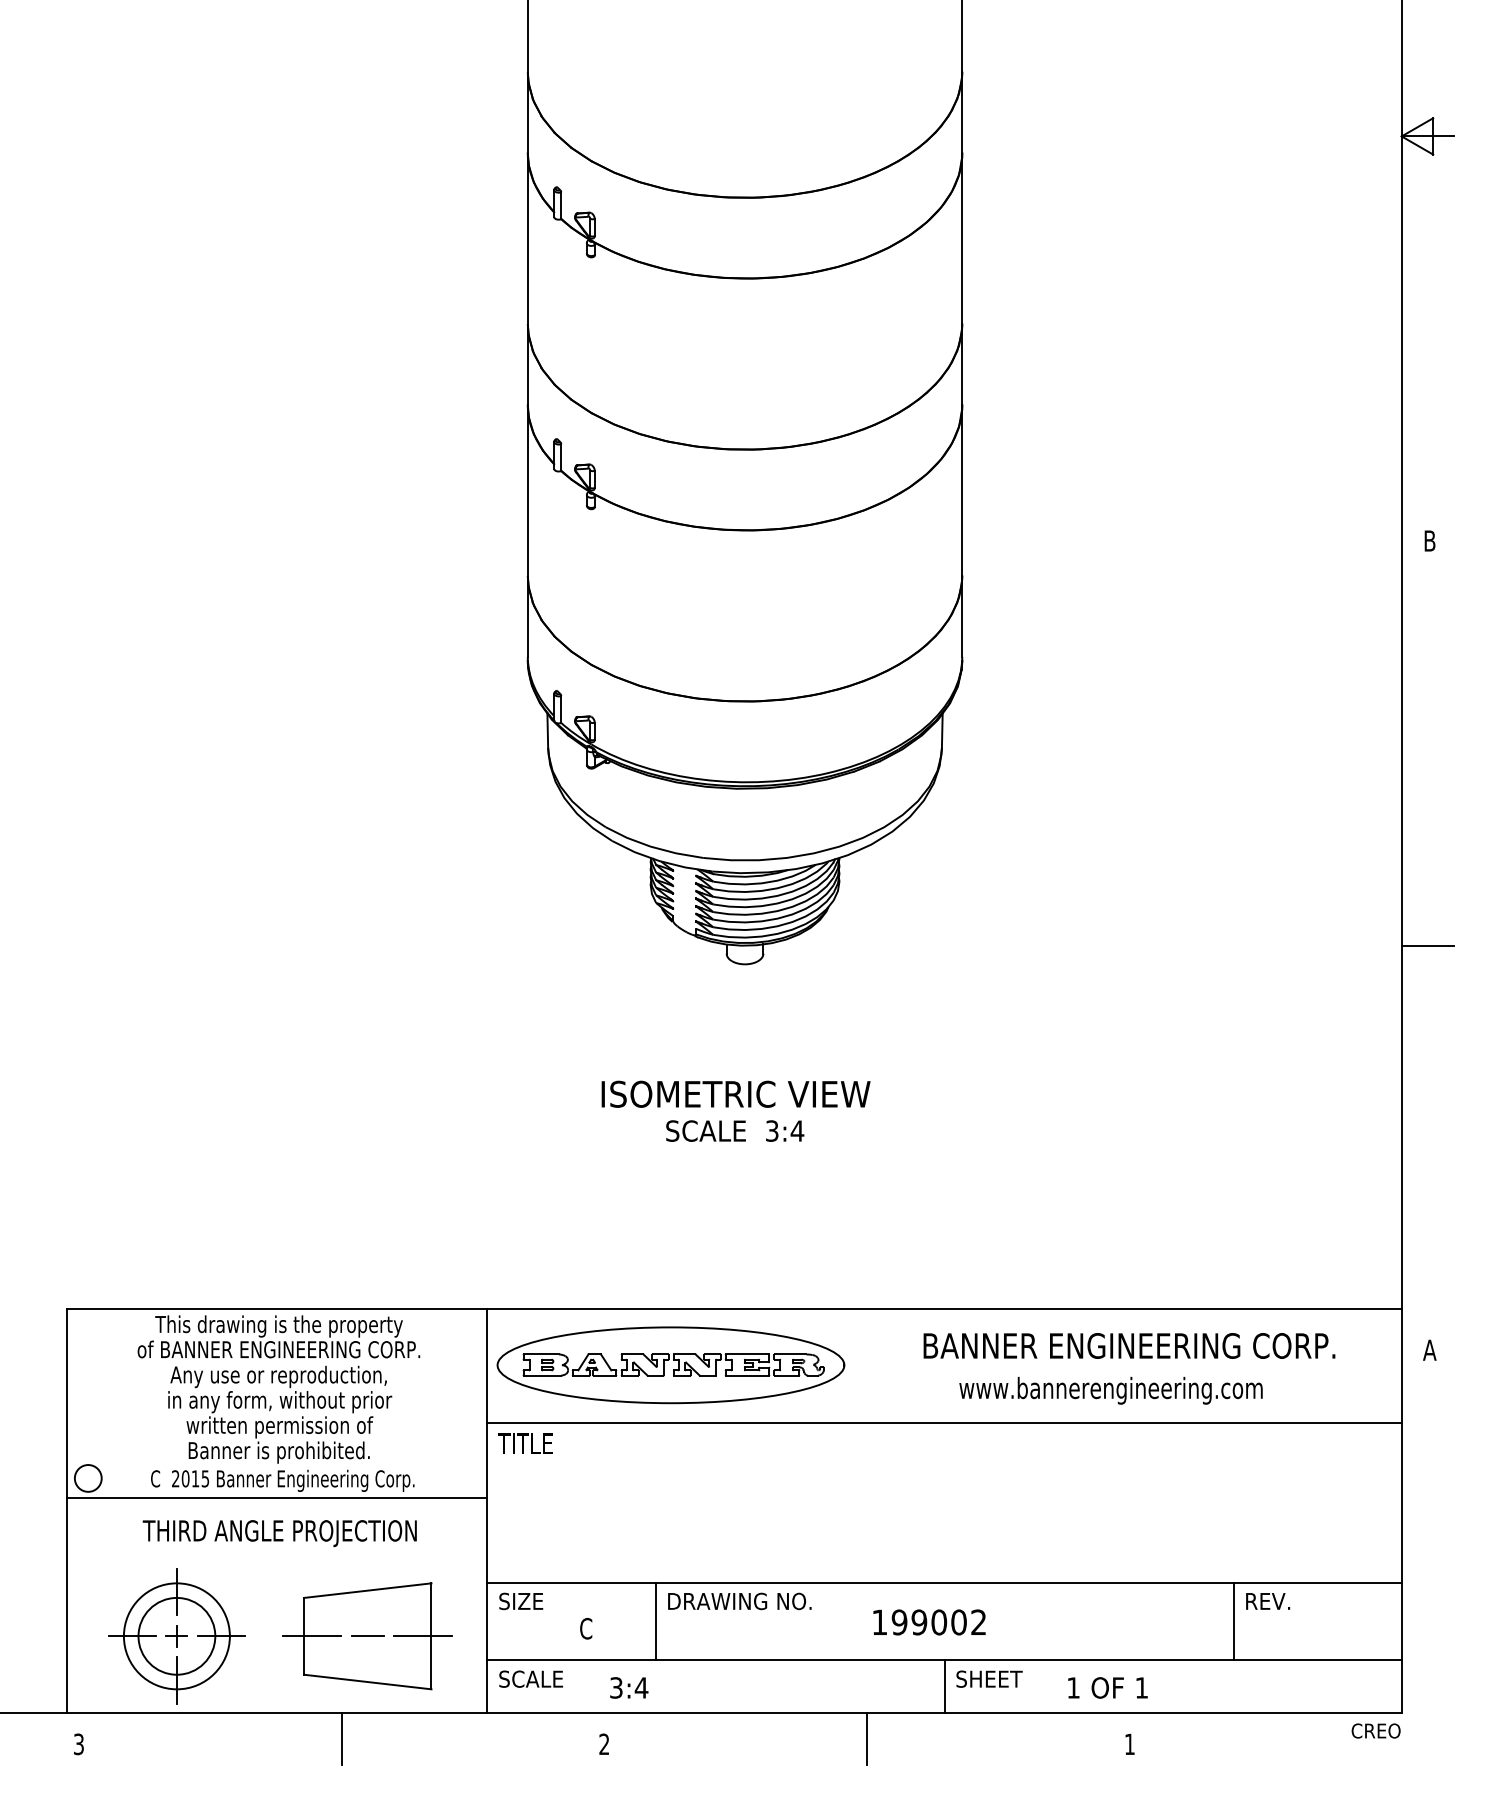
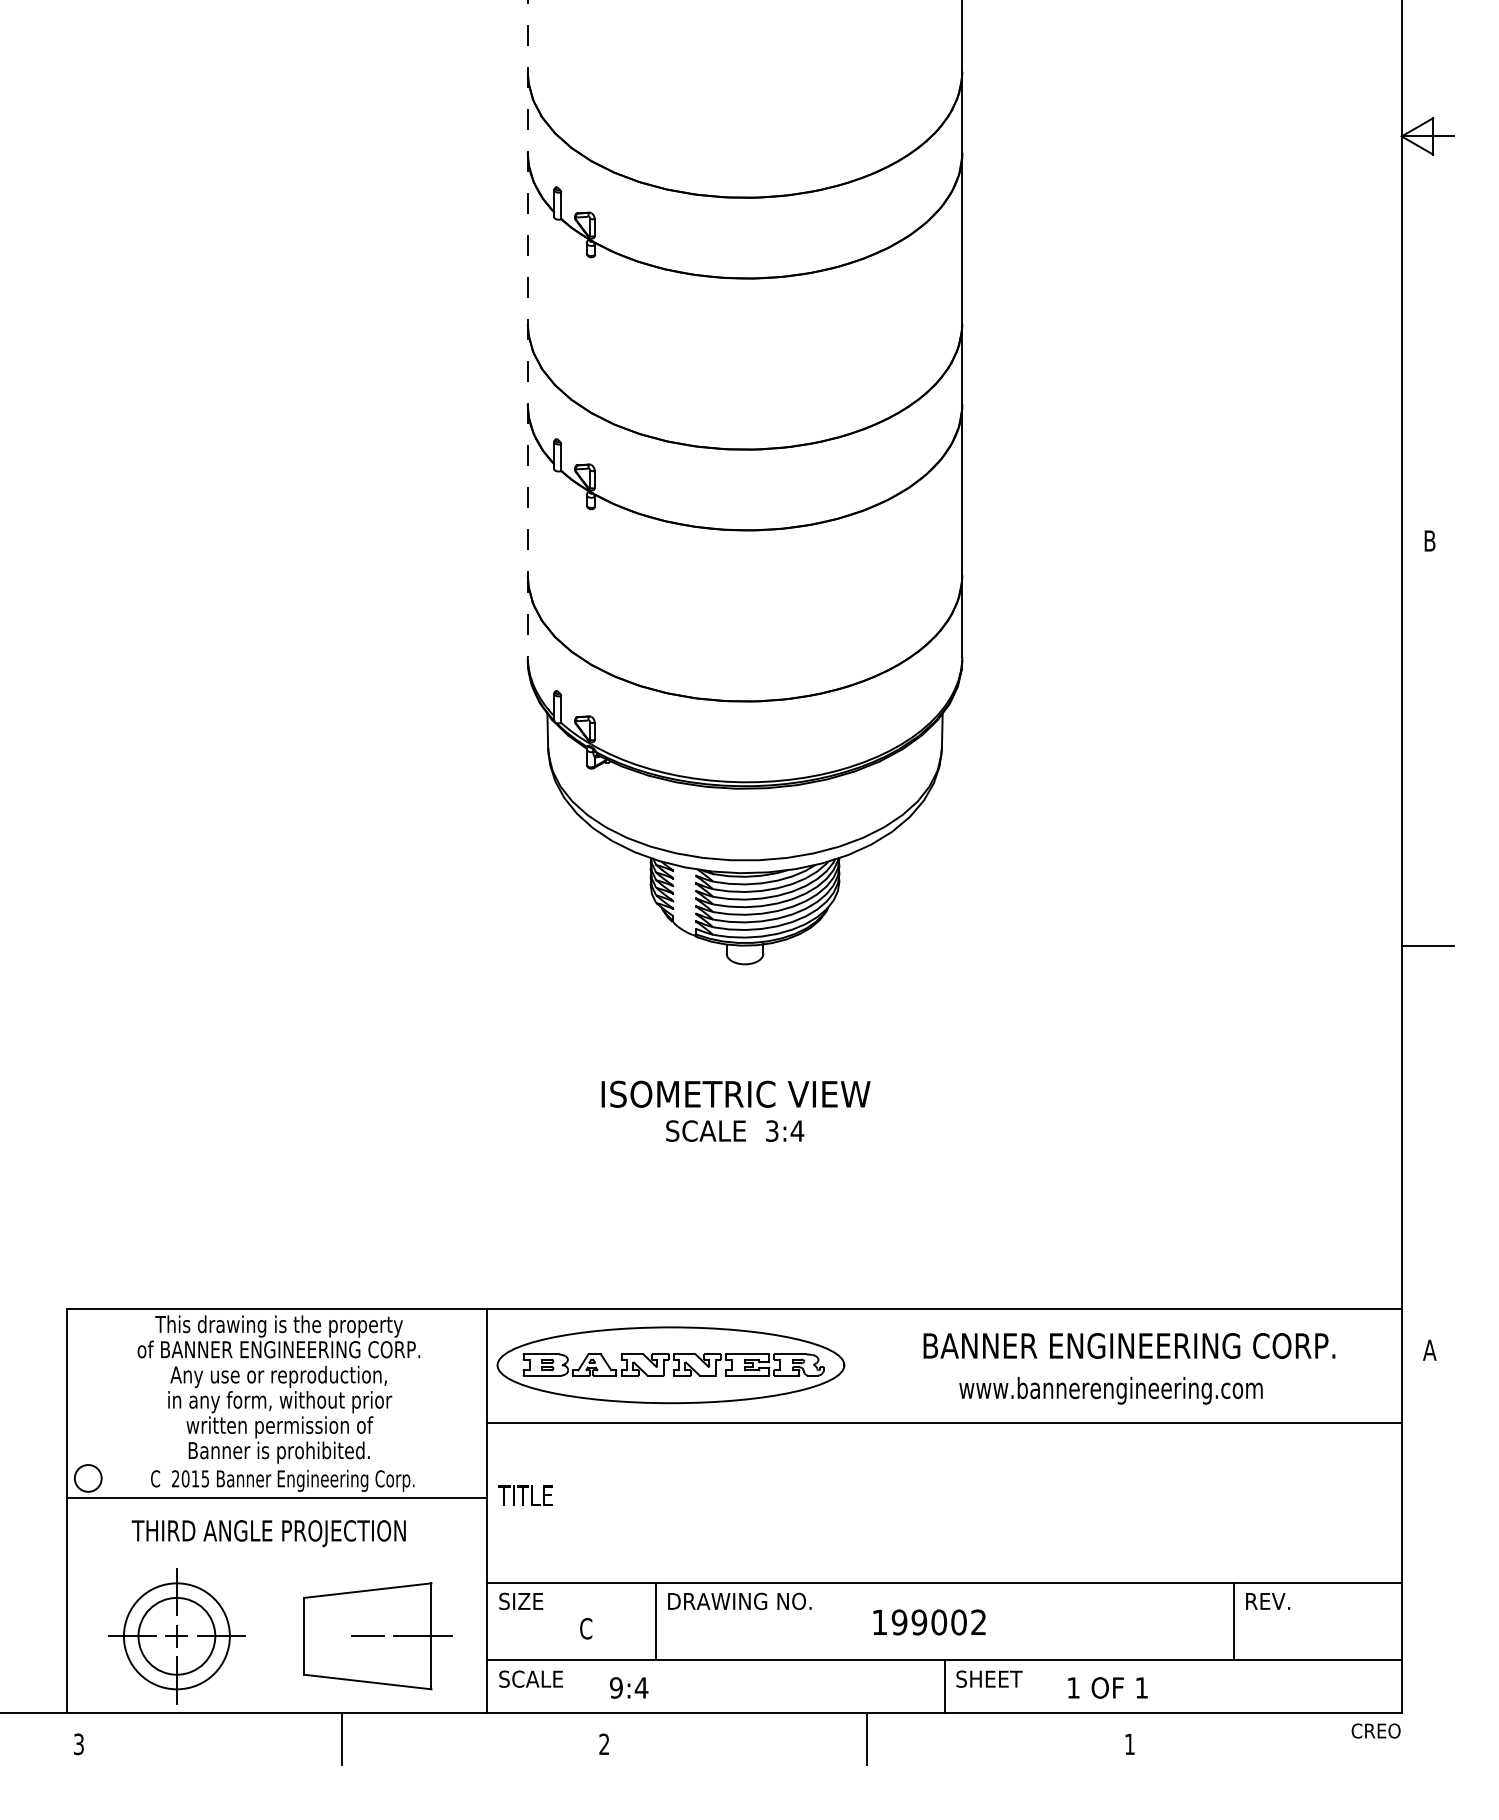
line: solid -> dashed (527, 328)
text position: (525, 1443) -> (525, 1495) (525, 1495)
text position: (279, 1533) -> (268, 1533) (268, 1533)
line: present -> none (312, 1636)
text: 3:4 -> 9:4 (615, 1687)
